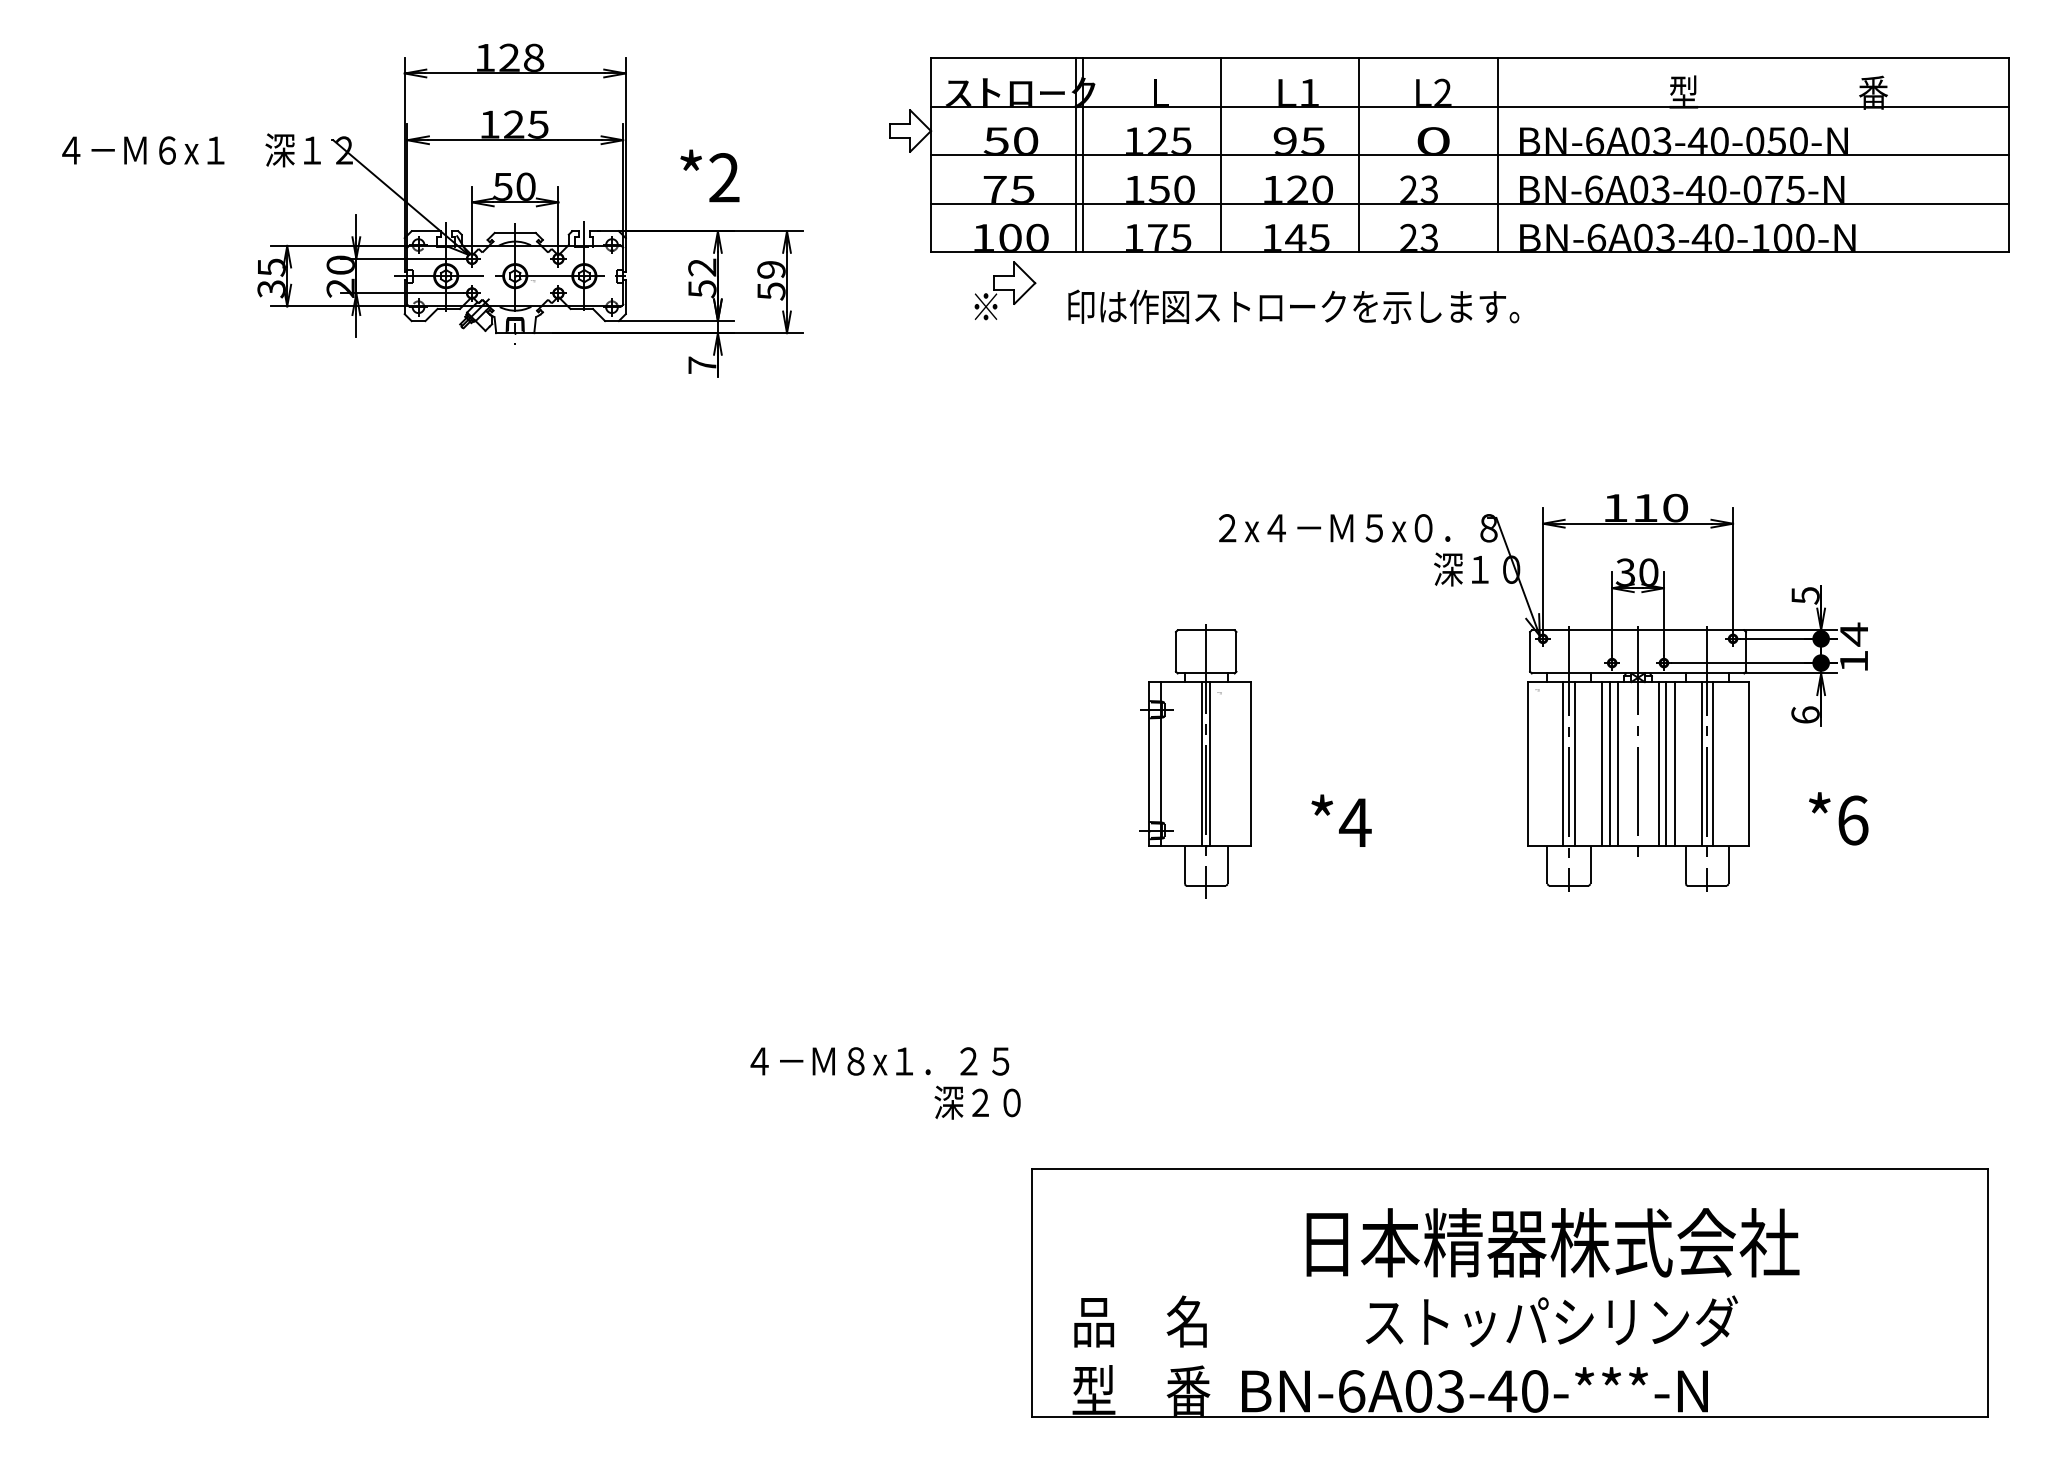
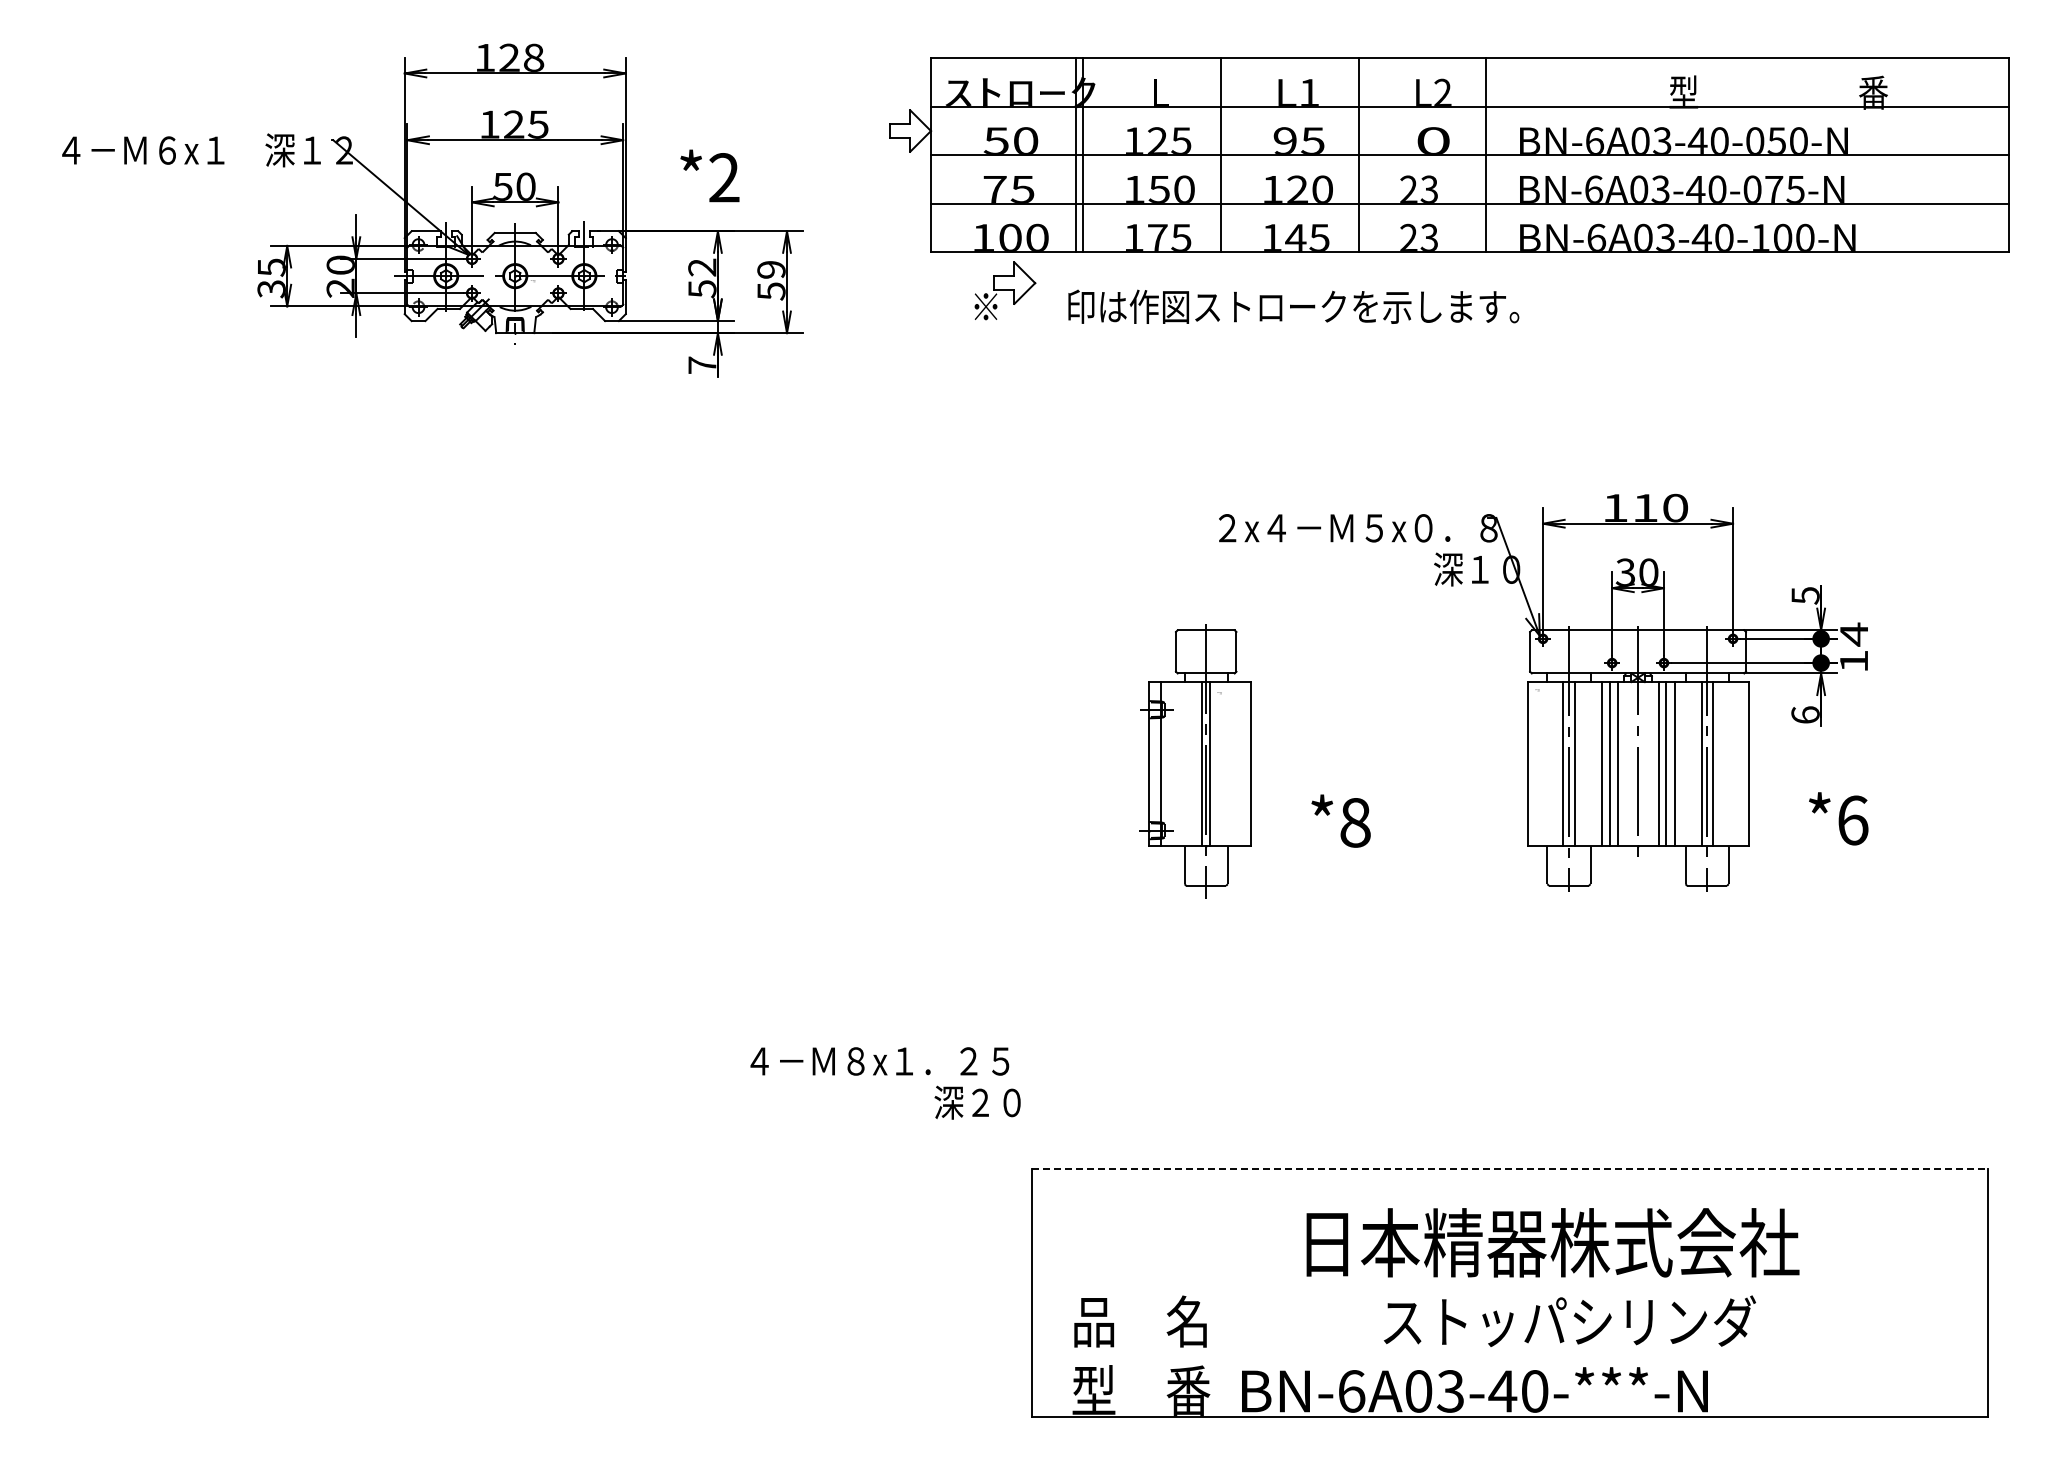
line position: (1497, 154) -> (1485, 154) (1485, 154)
text: *4 -> *8 (1355, 822)
line: solid -> dashed (1510, 1168)
text position: (1552, 1320) -> (1570, 1320) (1570, 1320)
